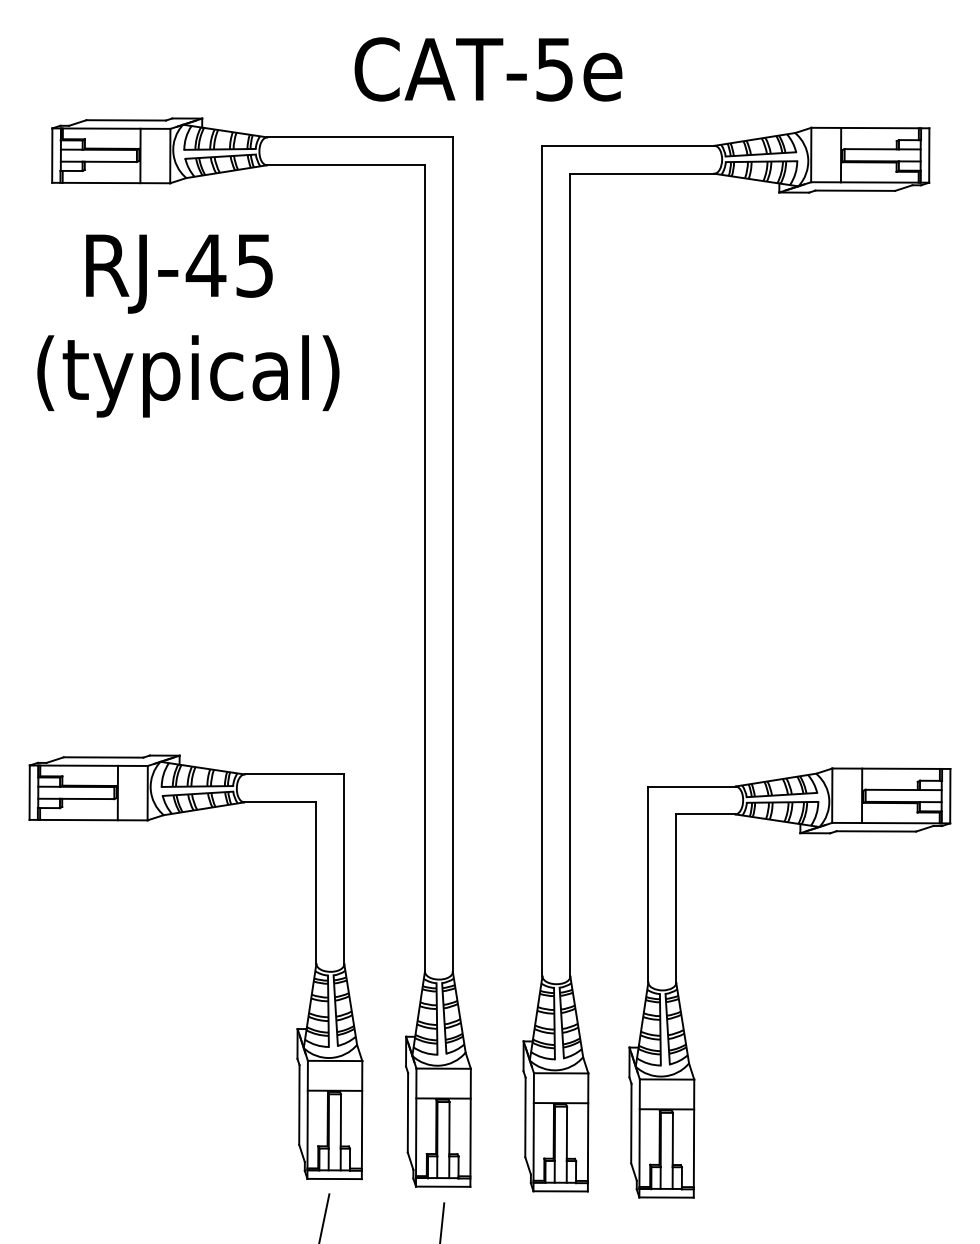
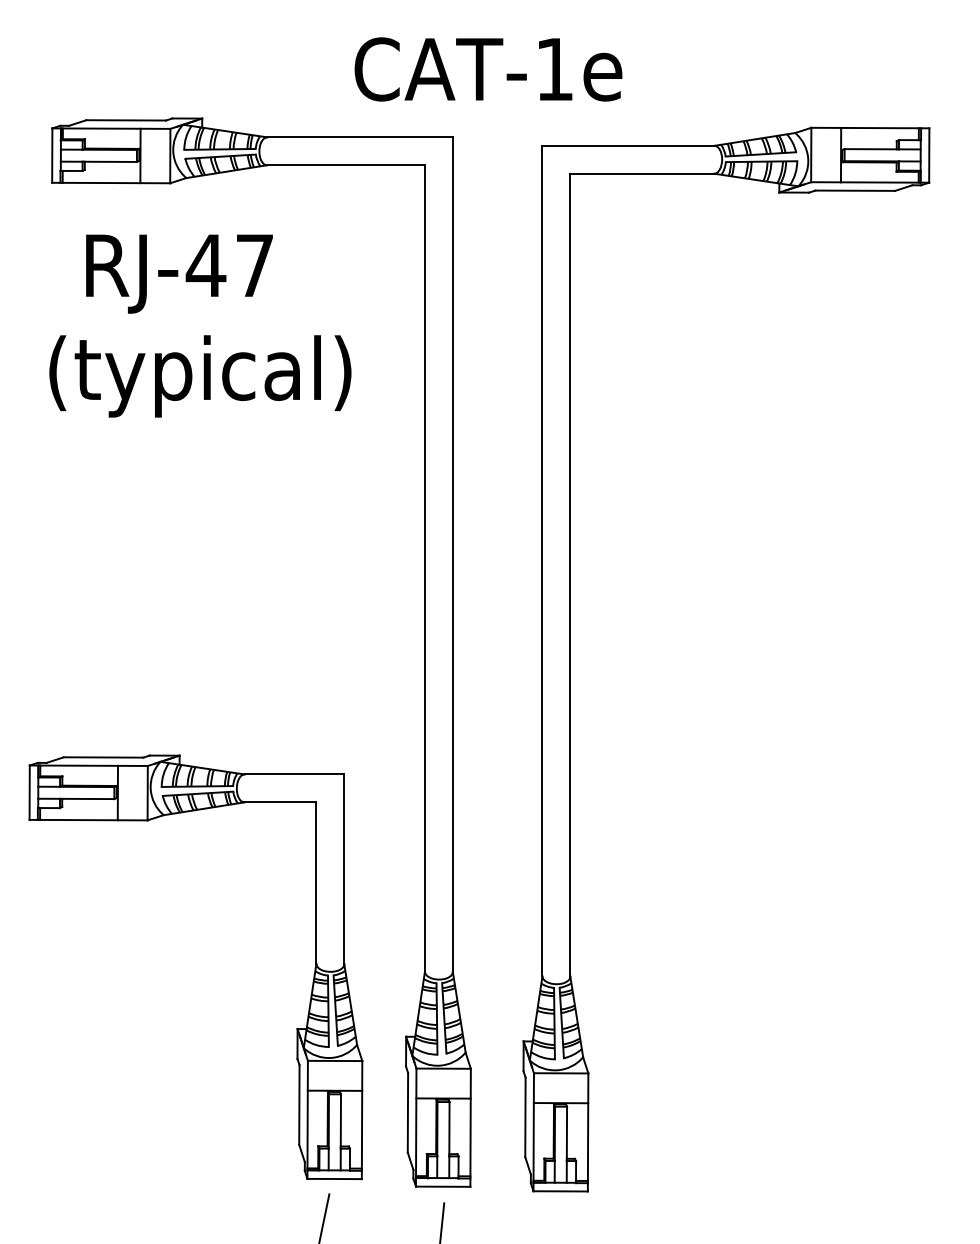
text: CAT-5e -> CAT-1e (554, 69)
text: RJ-45 -> RJ-47 (254, 265)
text position: (188, 376) -> (200, 376) (200, 376)
part: present -> none (680, 1001)
